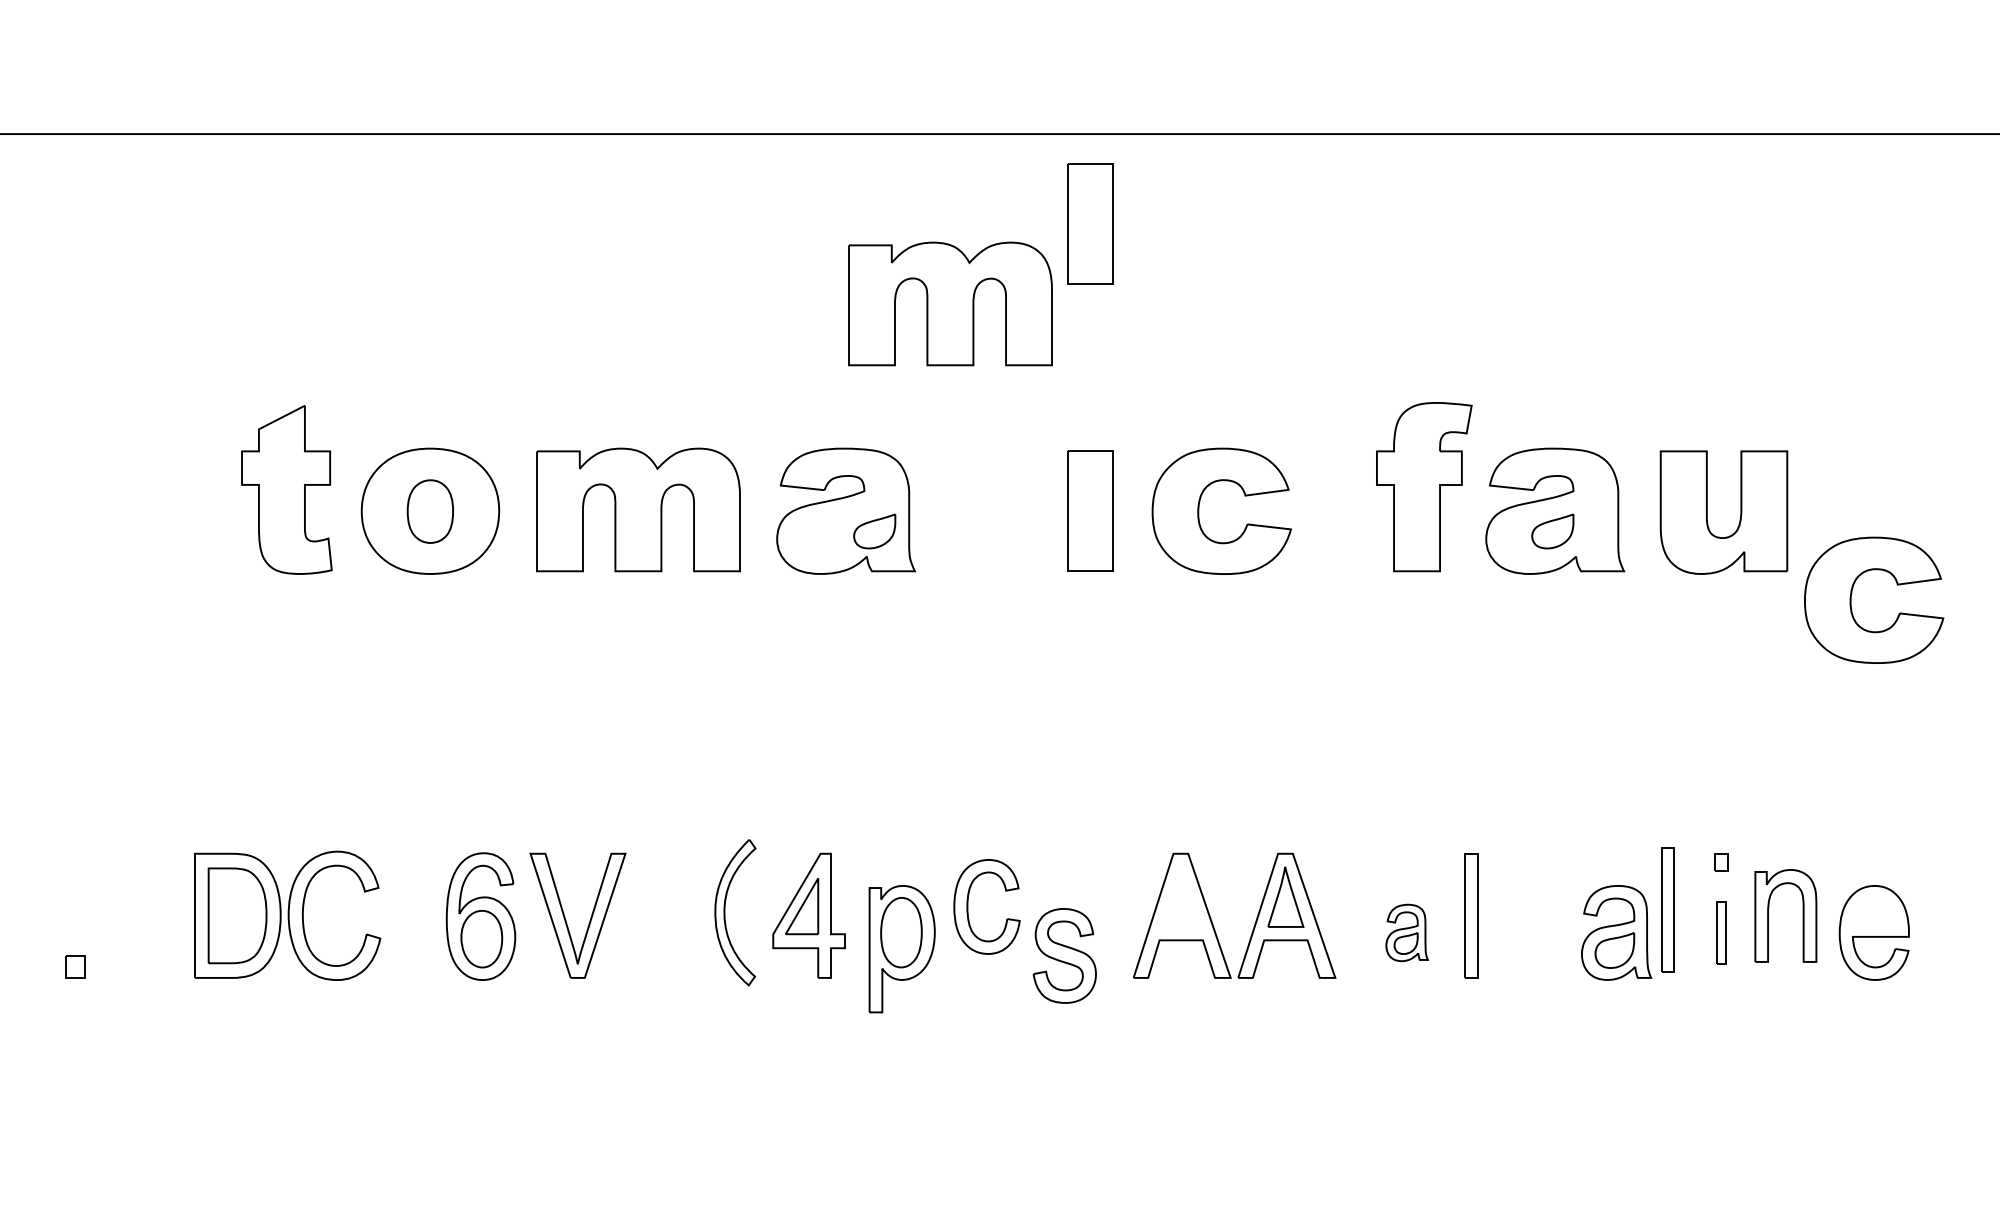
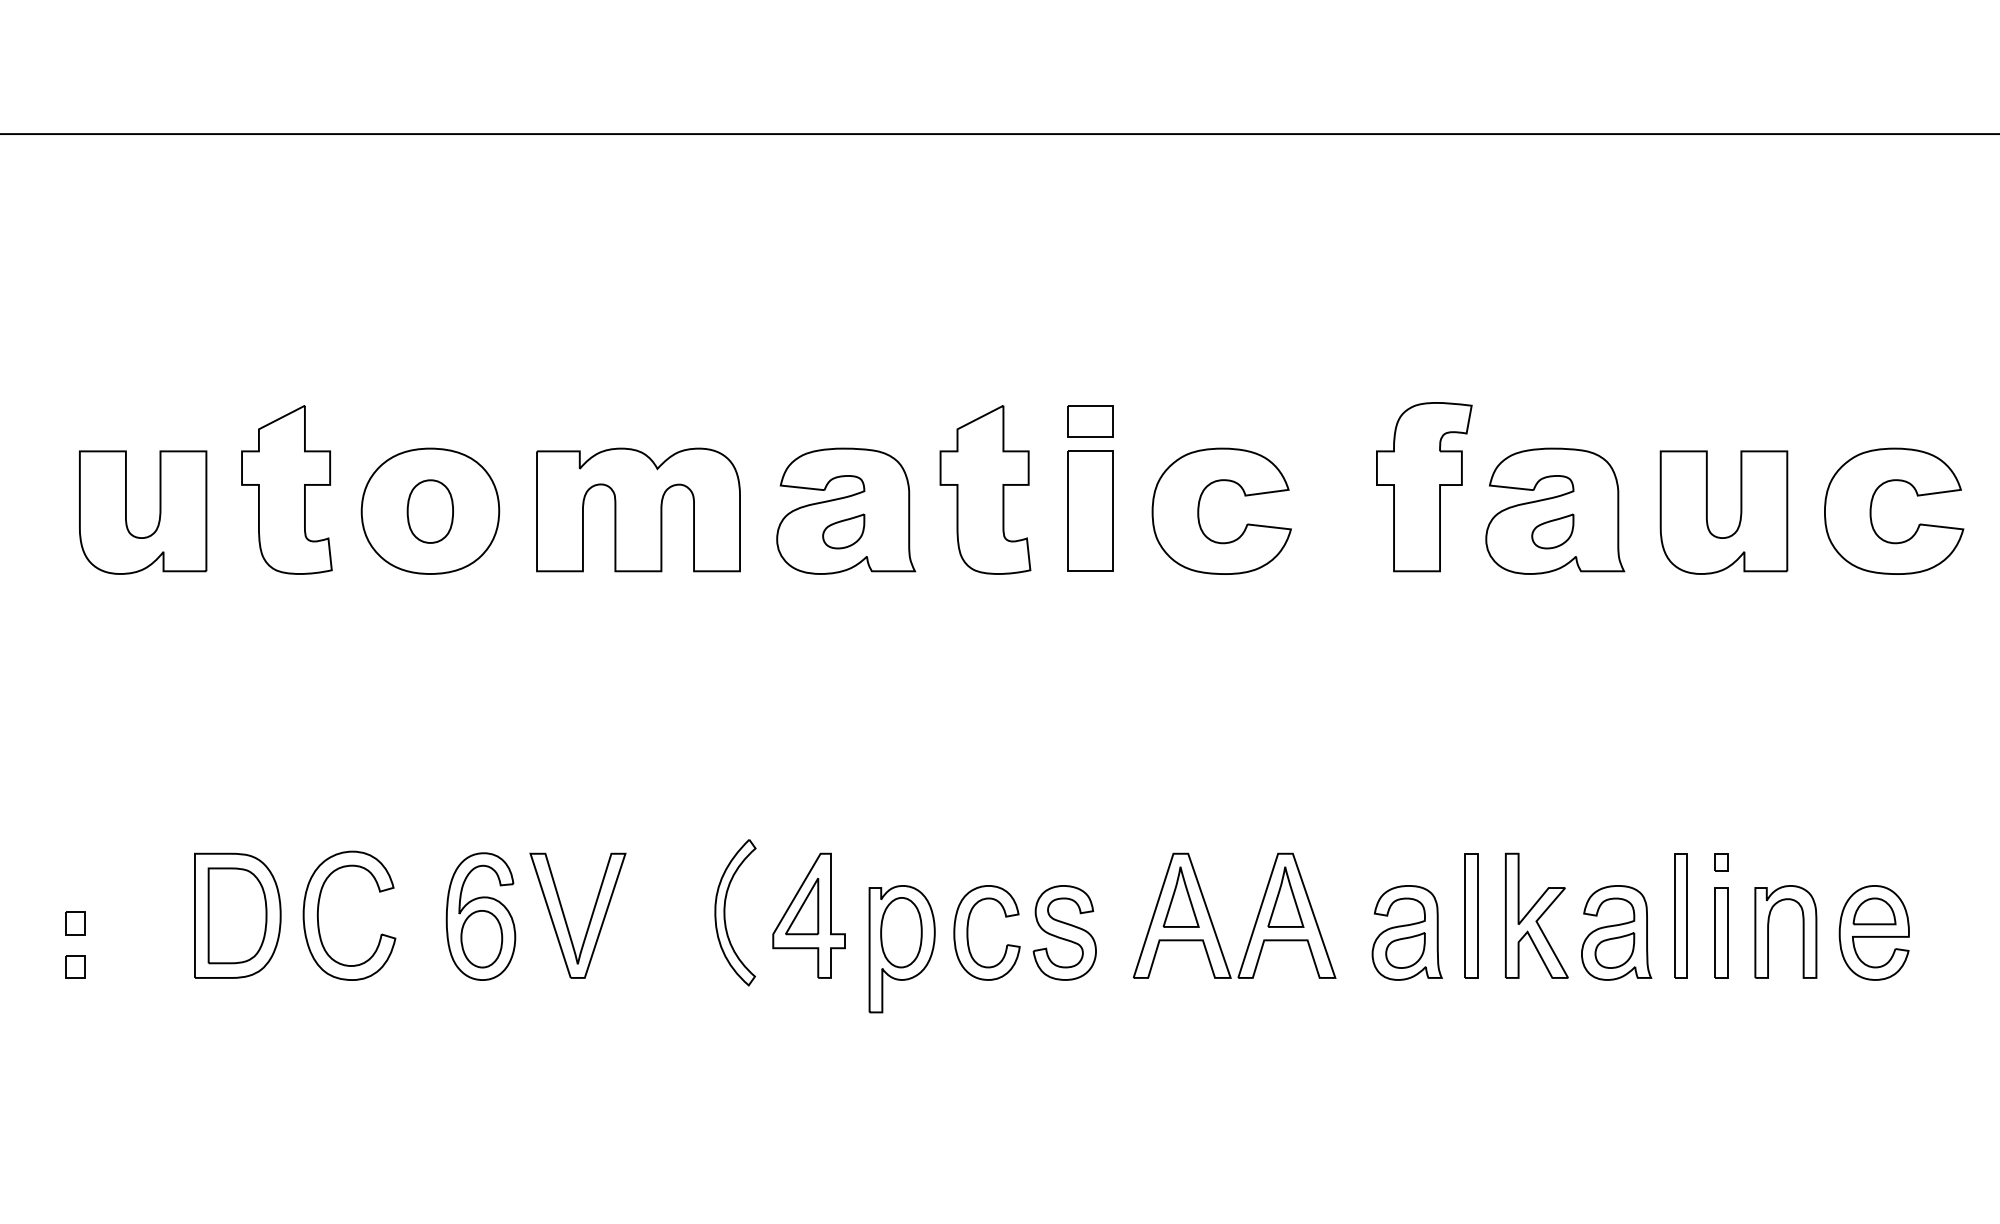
part: present -> none (1090, 223)
part: present -> none (950, 303)
part: none -> present (1090, 421)
part: none -> present (985, 489)
part: none -> present (159, 512)
part position: (874, 531) -> (843, 531) (843, 531)
part position: (1852, 593) -> (1872, 504) (1872, 504)
part: none -> present (1180, 896)
part position: (968, 906) -> (968, 932) (968, 932)
part position: (1667, 909) -> (1680, 915) (1680, 915)
part: none -> present (1874, 911)
part position: (303, 915) -> (318, 915) (318, 915)
part: none -> present (1536, 915)
part position: (1768, 915) -> (1768, 931) (1768, 931)
part: none -> present (75, 923)
part size: 45x60 px -> 72x96 px (1406, 932)
part size: 11x64 px -> 15x92 px (1721, 932)
part position: (1064, 955) -> (1064, 932) (1064, 932)
